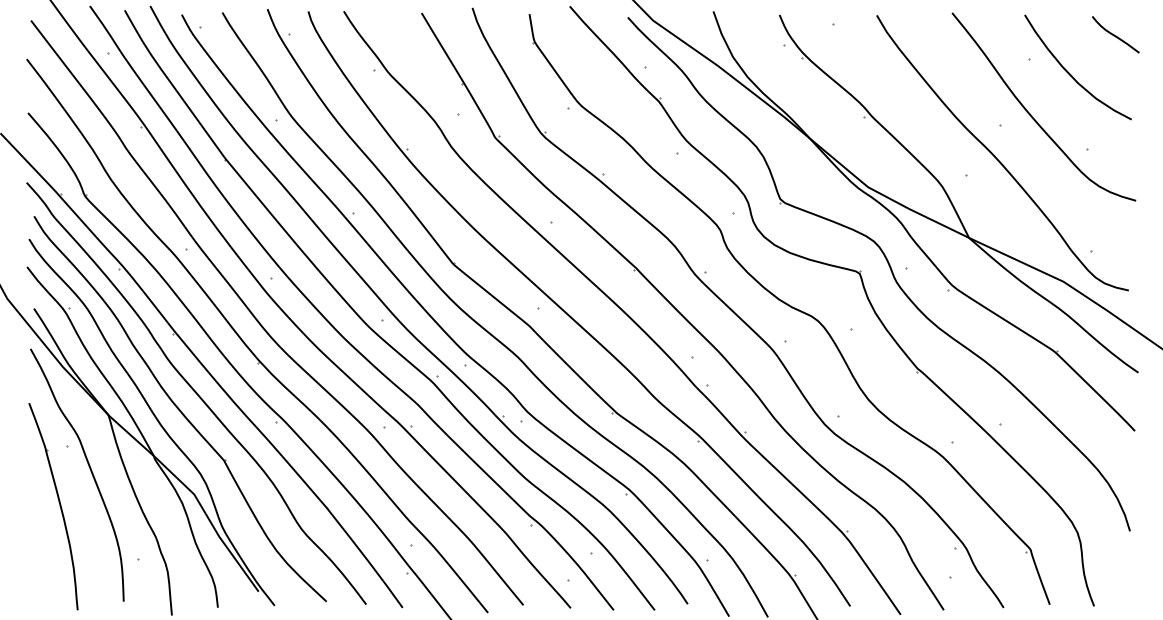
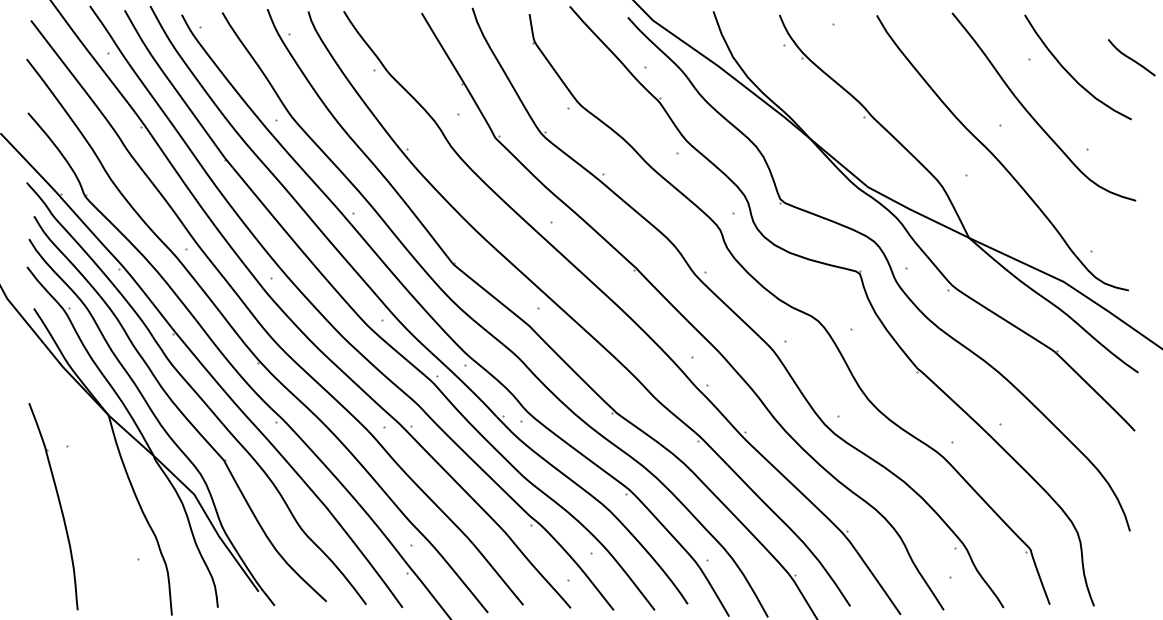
curve position: (1114, 34) -> (1130, 57) (1130, 57)
curve: present -> none (89, 469)
